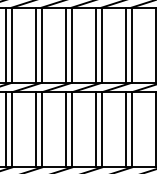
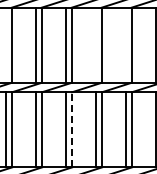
line: present -> none (6, 44)
line: present -> none (96, 44)
line: present -> none (125, 44)
line: solid -> dashed (72, 129)
